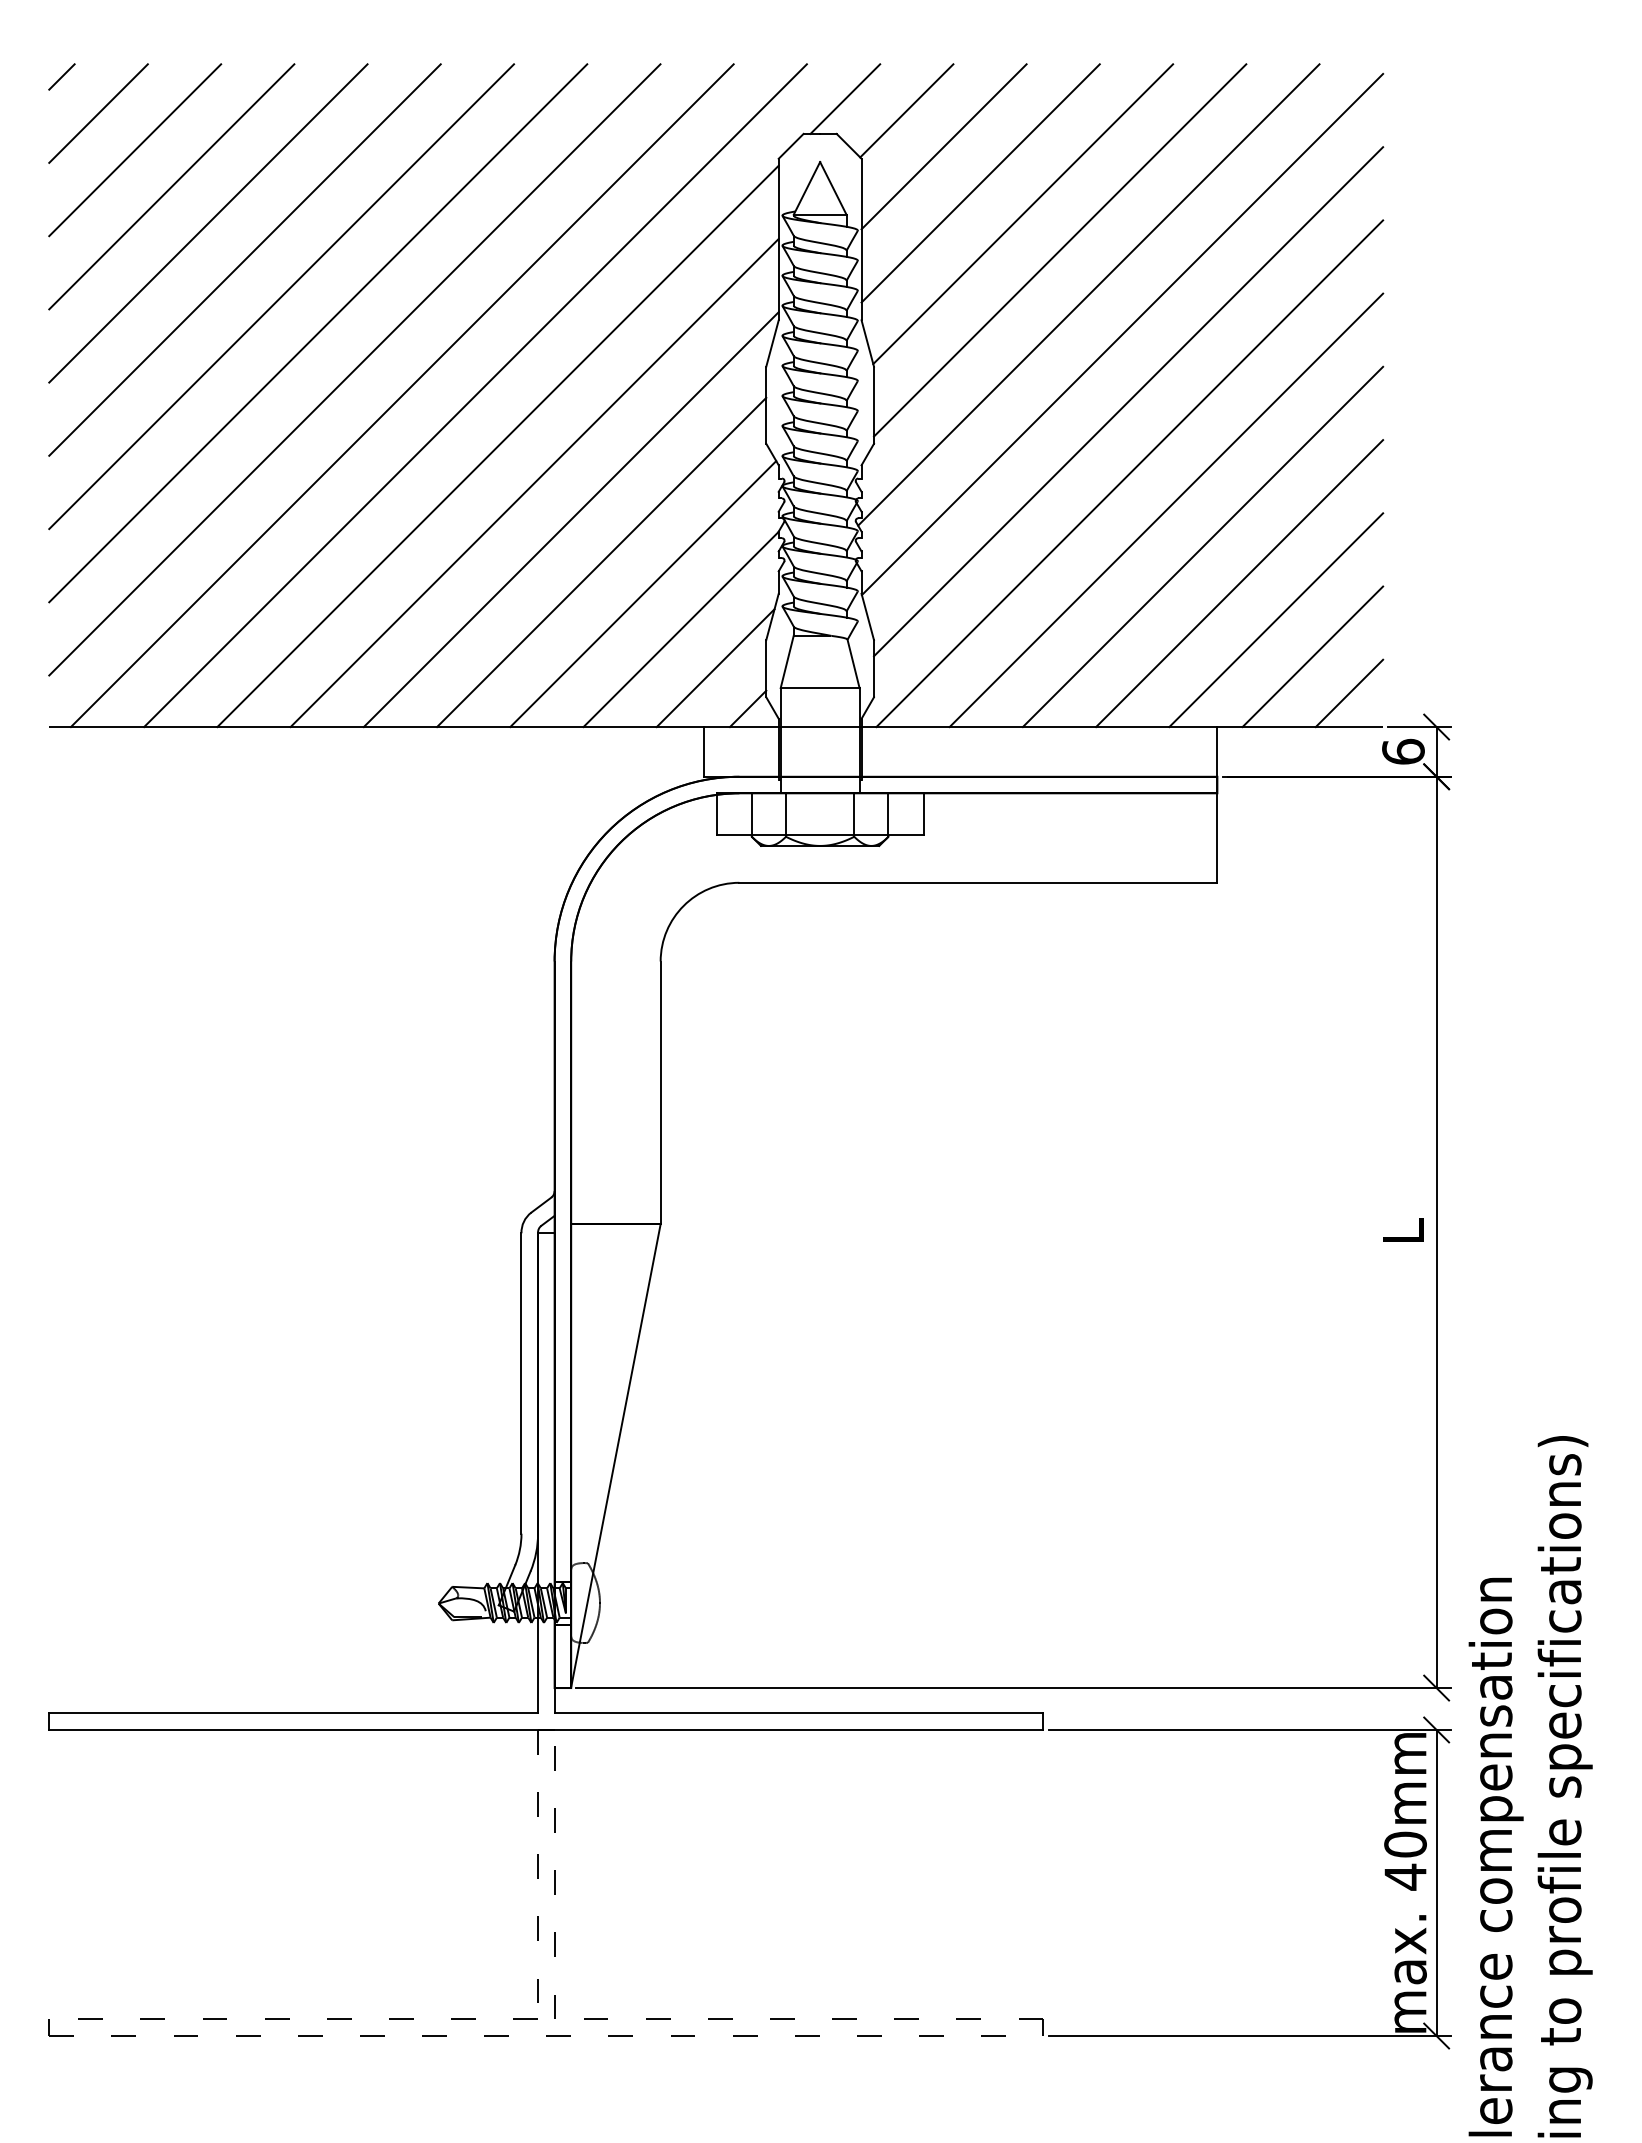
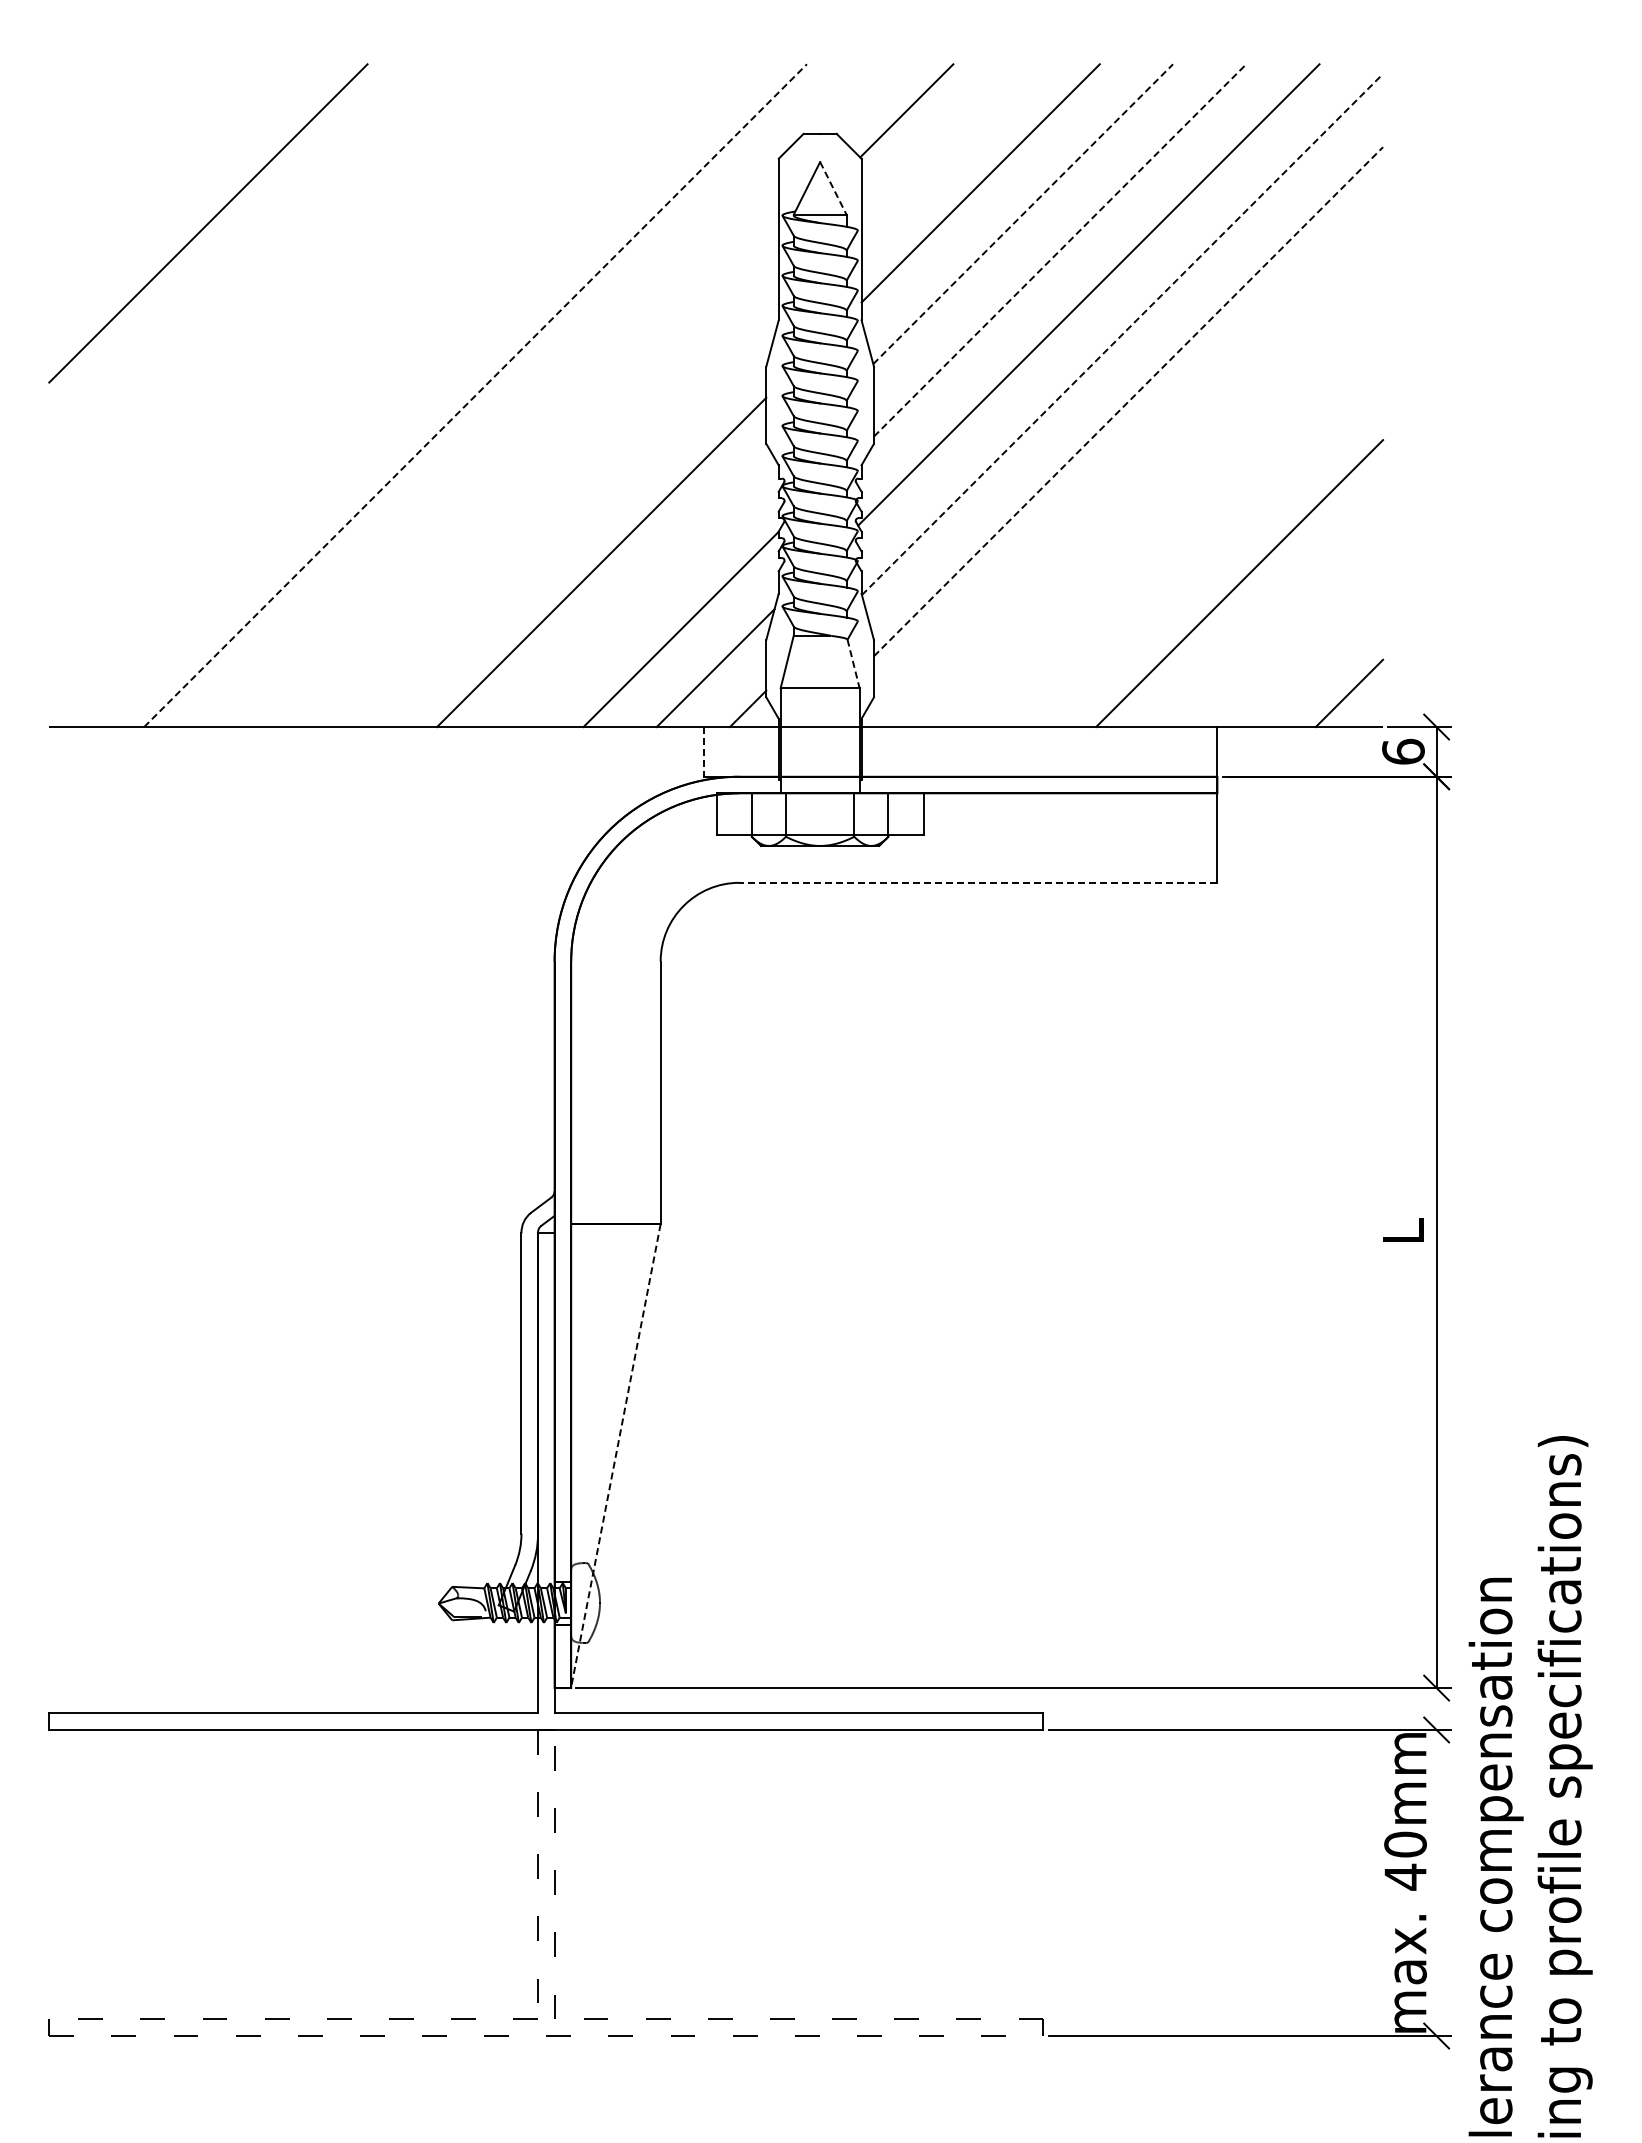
line: present -> none (61, 76)
line: present -> none (845, 98)
line: present -> none (98, 113)
line: present -> none (943, 146)
line: present -> none (135, 150)
line: present -> none (171, 186)
line: solid -> dashed (833, 188)
line: solid -> dashed (1023, 214)
line: solid -> dashed (1060, 250)
line: present -> none (244, 259)
line: present -> none (281, 296)
line: present -> none (318, 333)
line: solid -> dashed (1122, 334)
line: present -> none (354, 369)
line: present -> none (401, 395)
line: solid -> dashed (475, 395)
line: solid -> dashed (1128, 401)
line: present -> none (497, 446)
line: present -> none (1129, 473)
line: present -> none (534, 482)
line: present -> none (1166, 510)
line: present -> none (570, 519)
line: present -> none (1202, 546)
line: present -> none (643, 594)
line: present -> none (1276, 620)
line: present -> none (1312, 656)
line: solid -> dashed (853, 663)
line: solid -> dashed (703, 751)
line: solid -> dashed (977, 882)
line: solid -> dashed (615, 1455)
line: present -> none (1436, 1882)
